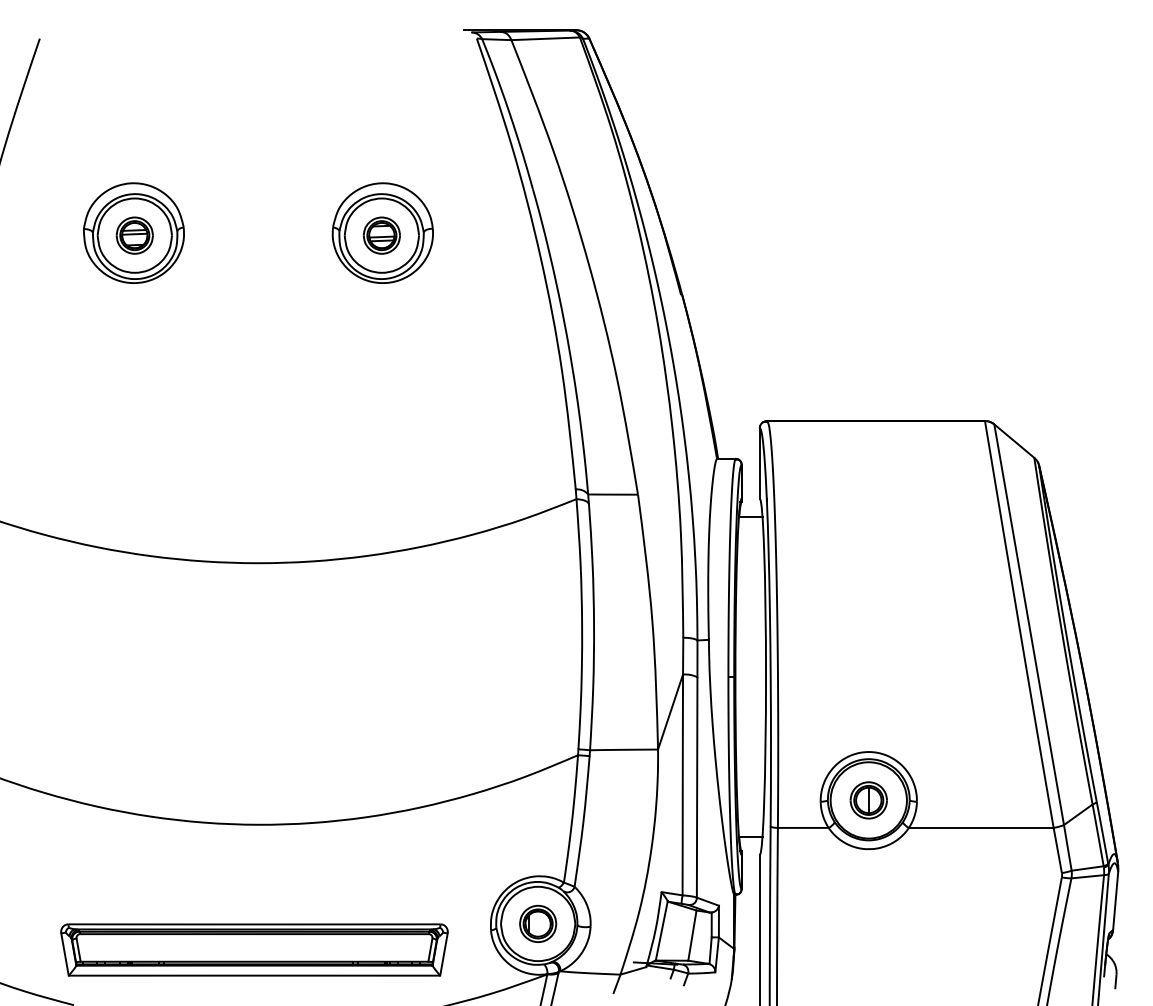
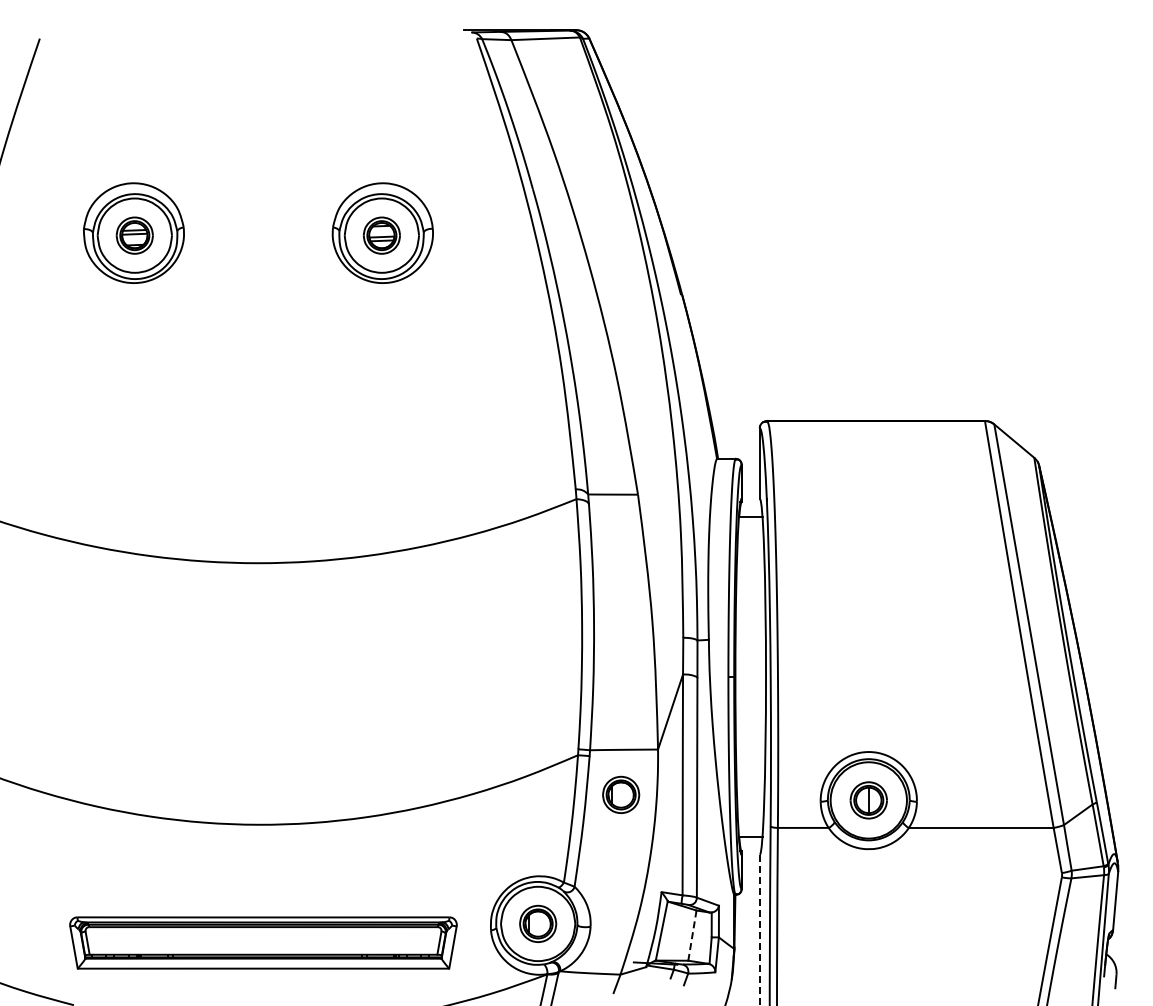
part: none -> present (621, 794)
line: solid -> dashed (759, 929)
line: solid -> dashed (692, 936)
part position: (254, 949) -> (263, 942) (263, 942)
